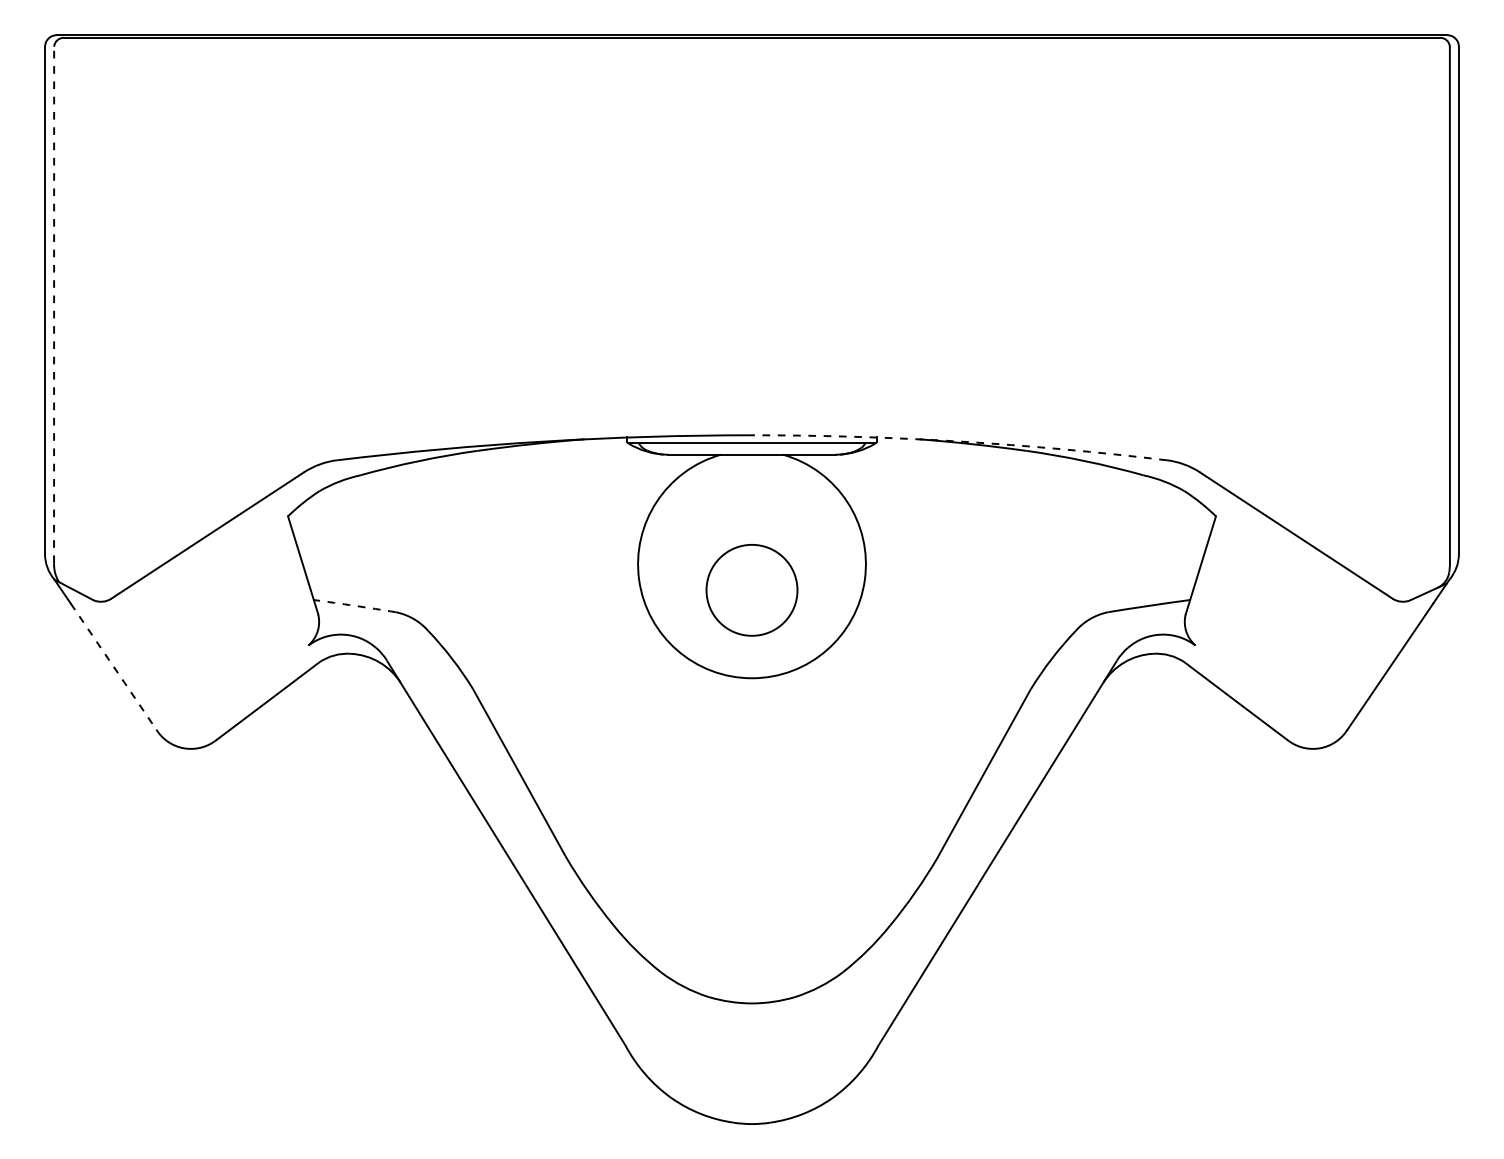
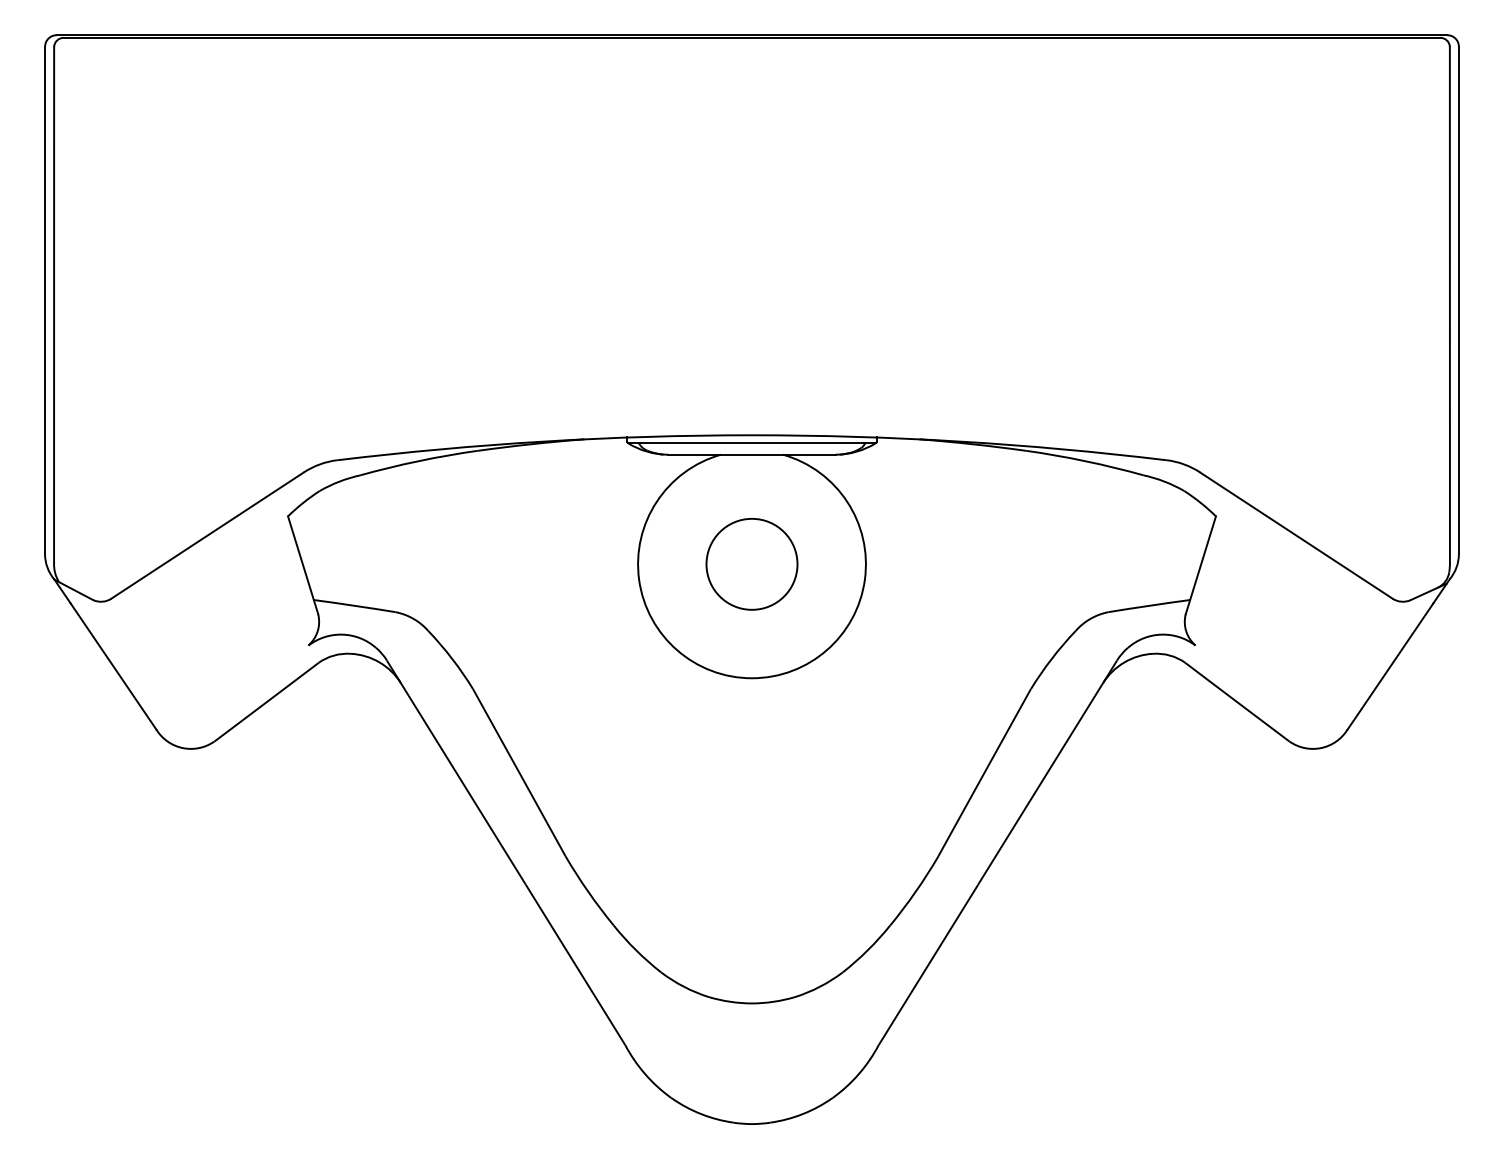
line: dashed -> solid (54, 304)
arc: dashed -> solid (959, 441)
circle position: (751, 590) -> (751, 564) (751, 564)
arc: dashed -> solid (354, 605)
line: dashed -> solid (113, 667)
